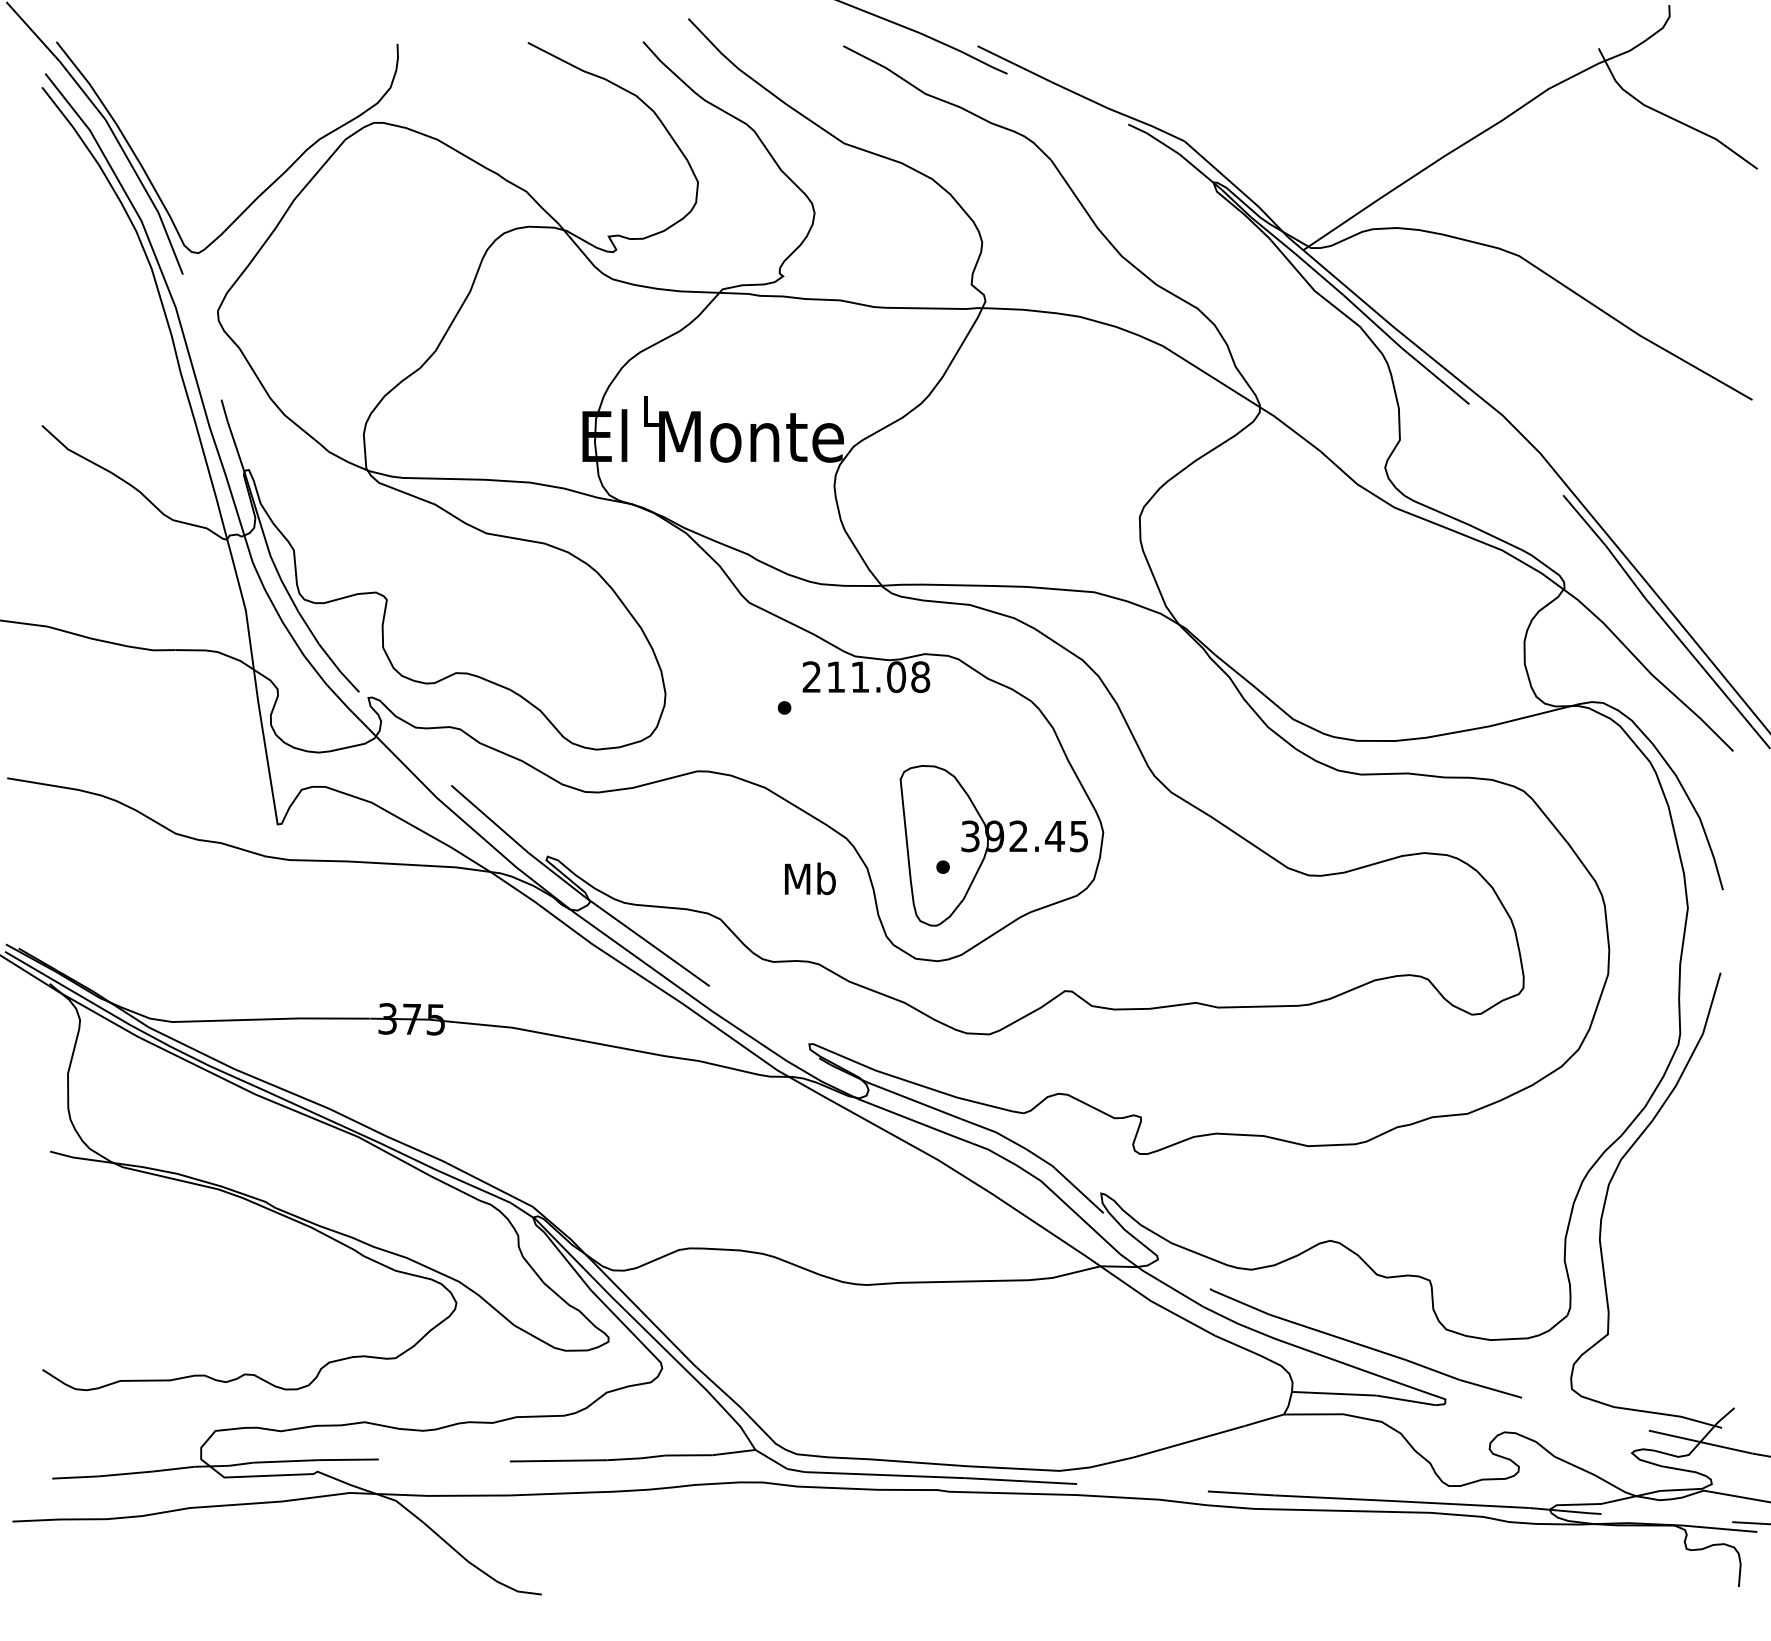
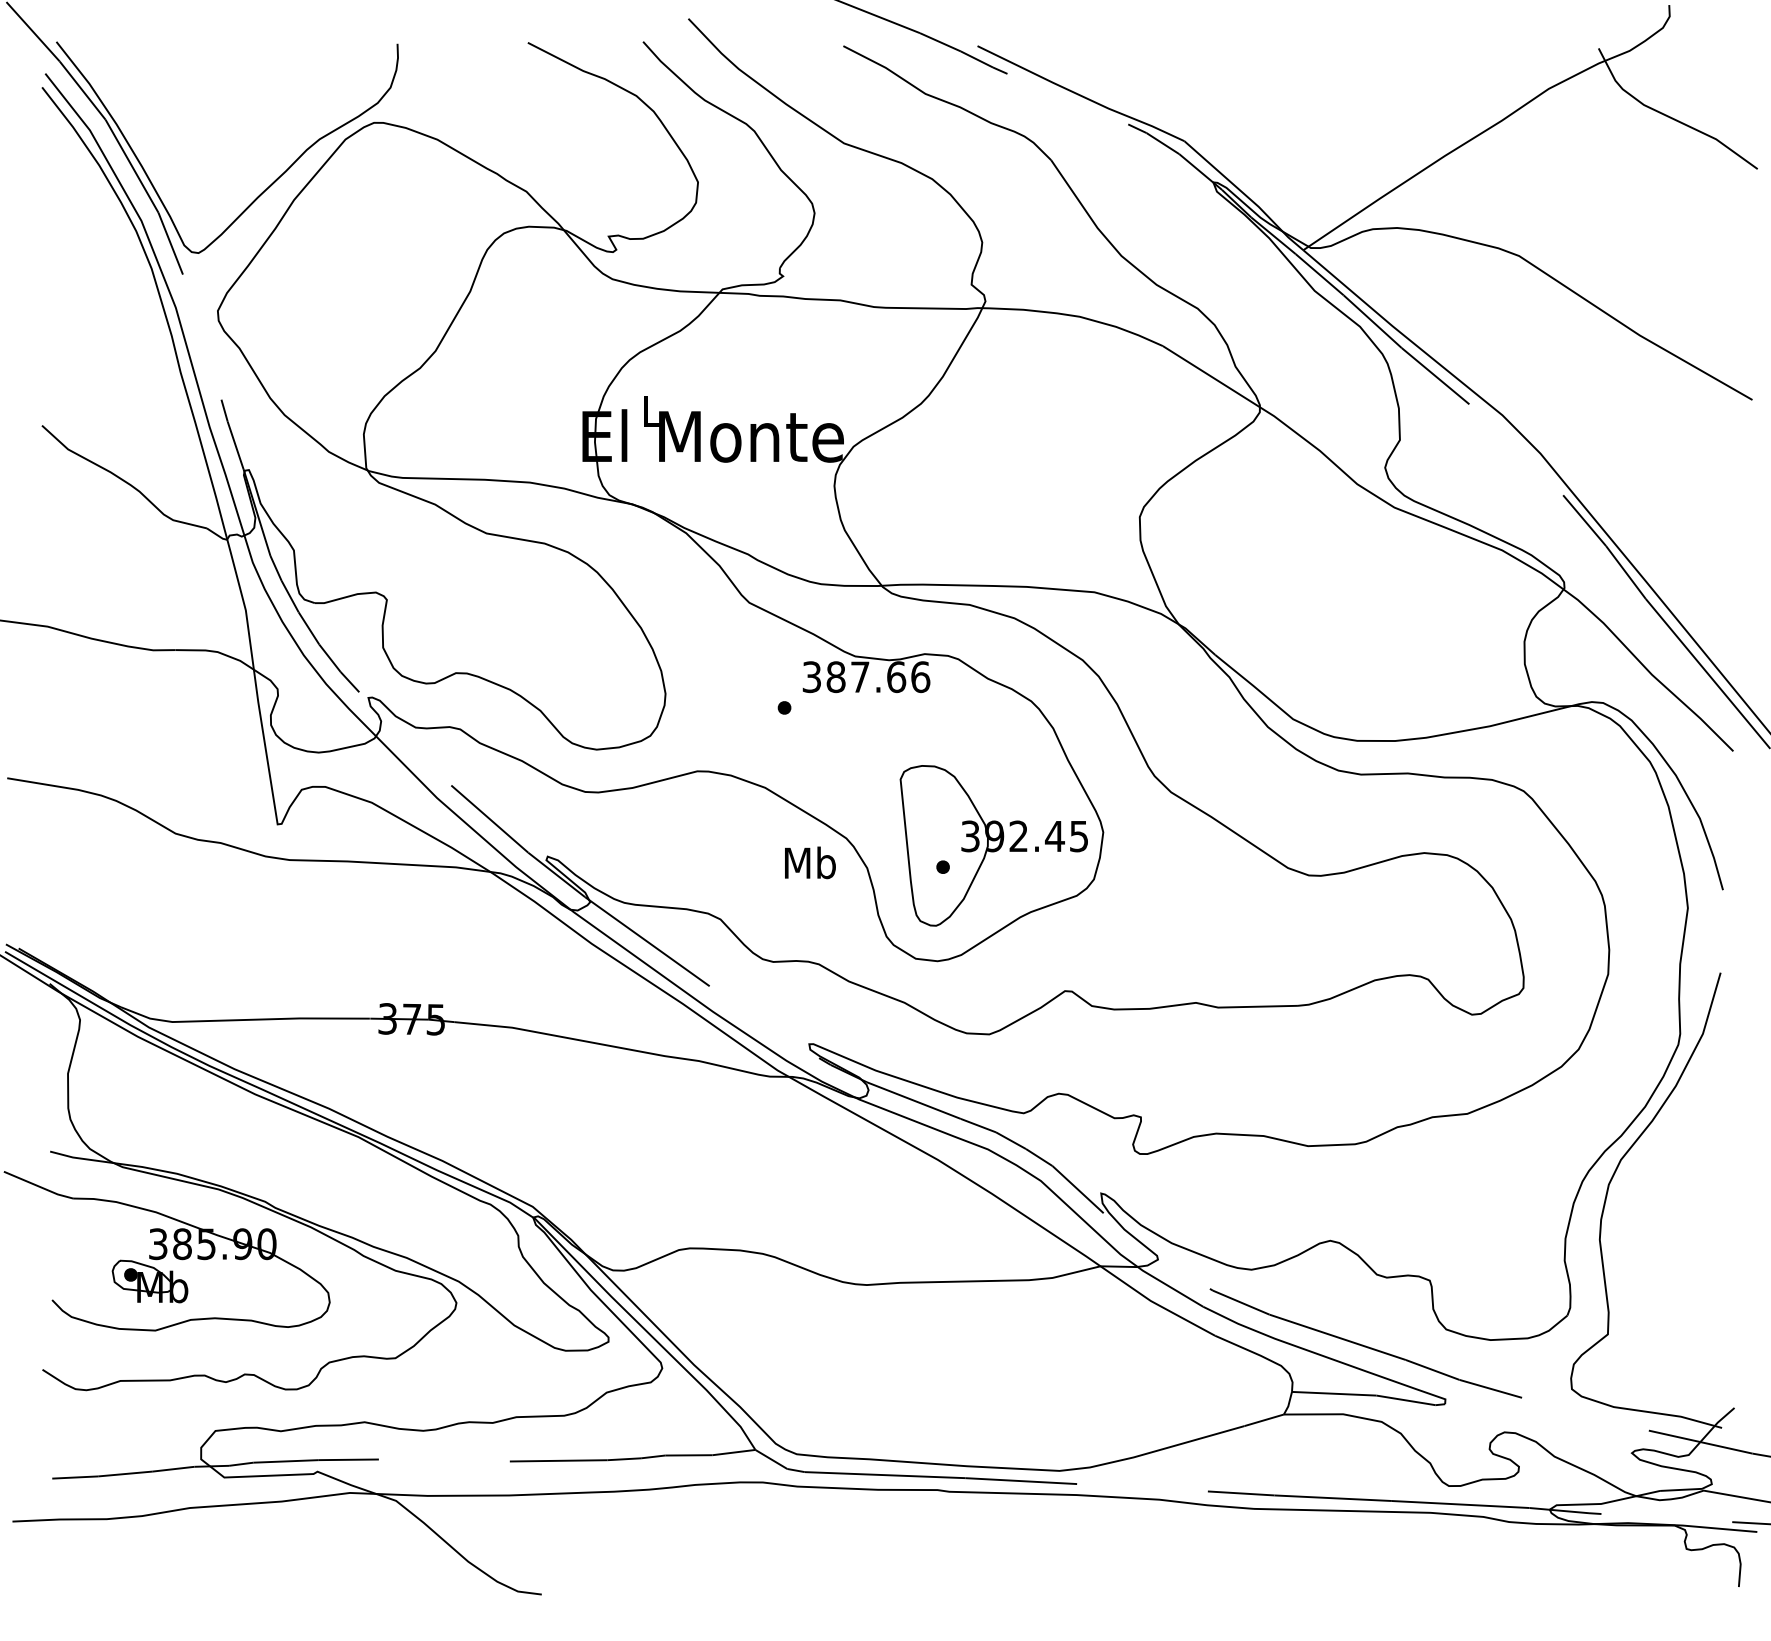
text: 211.08 -> 387.66 (866, 677)
text position: (810, 878) -> (810, 862) (810, 862)
part: none -> present (166, 1251)
